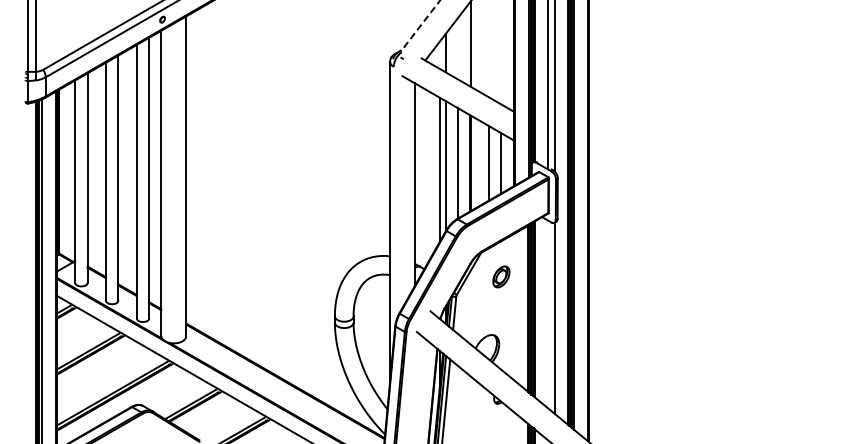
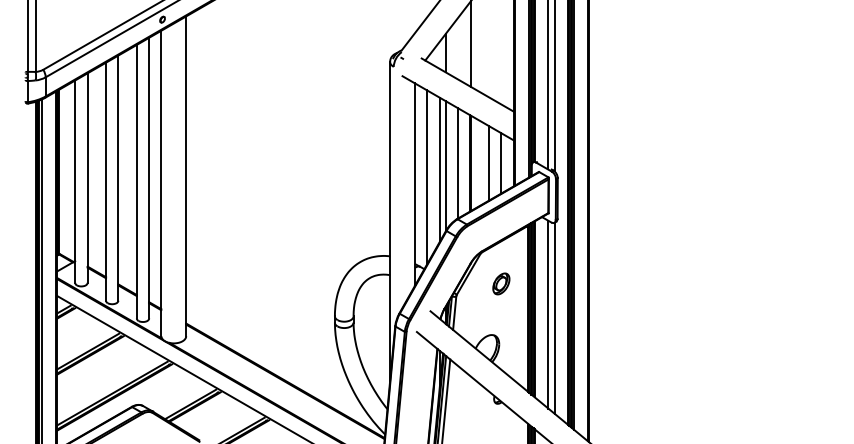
line: dashed -> solid (420, 25)
line: none -> present (427, 177)
part position: (501, 276) -> (501, 283) (501, 283)
line: none -> present (548, 314)
